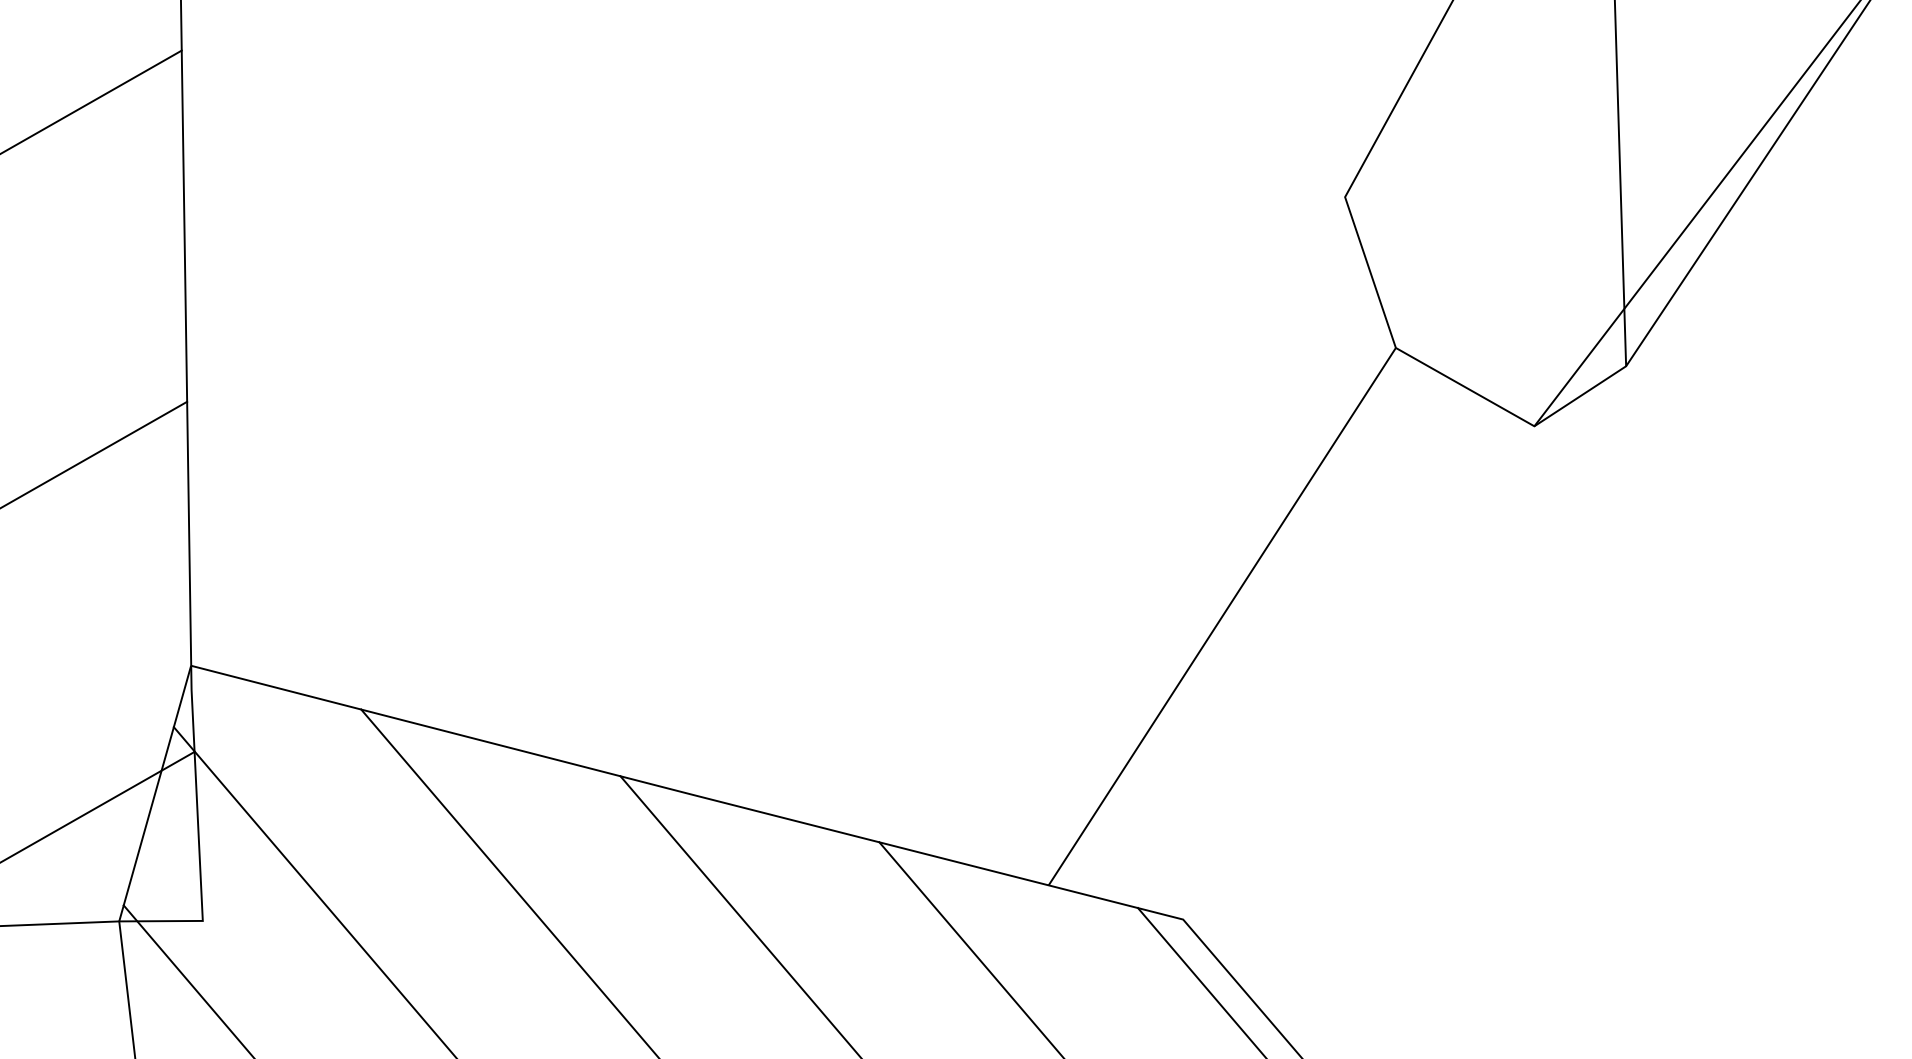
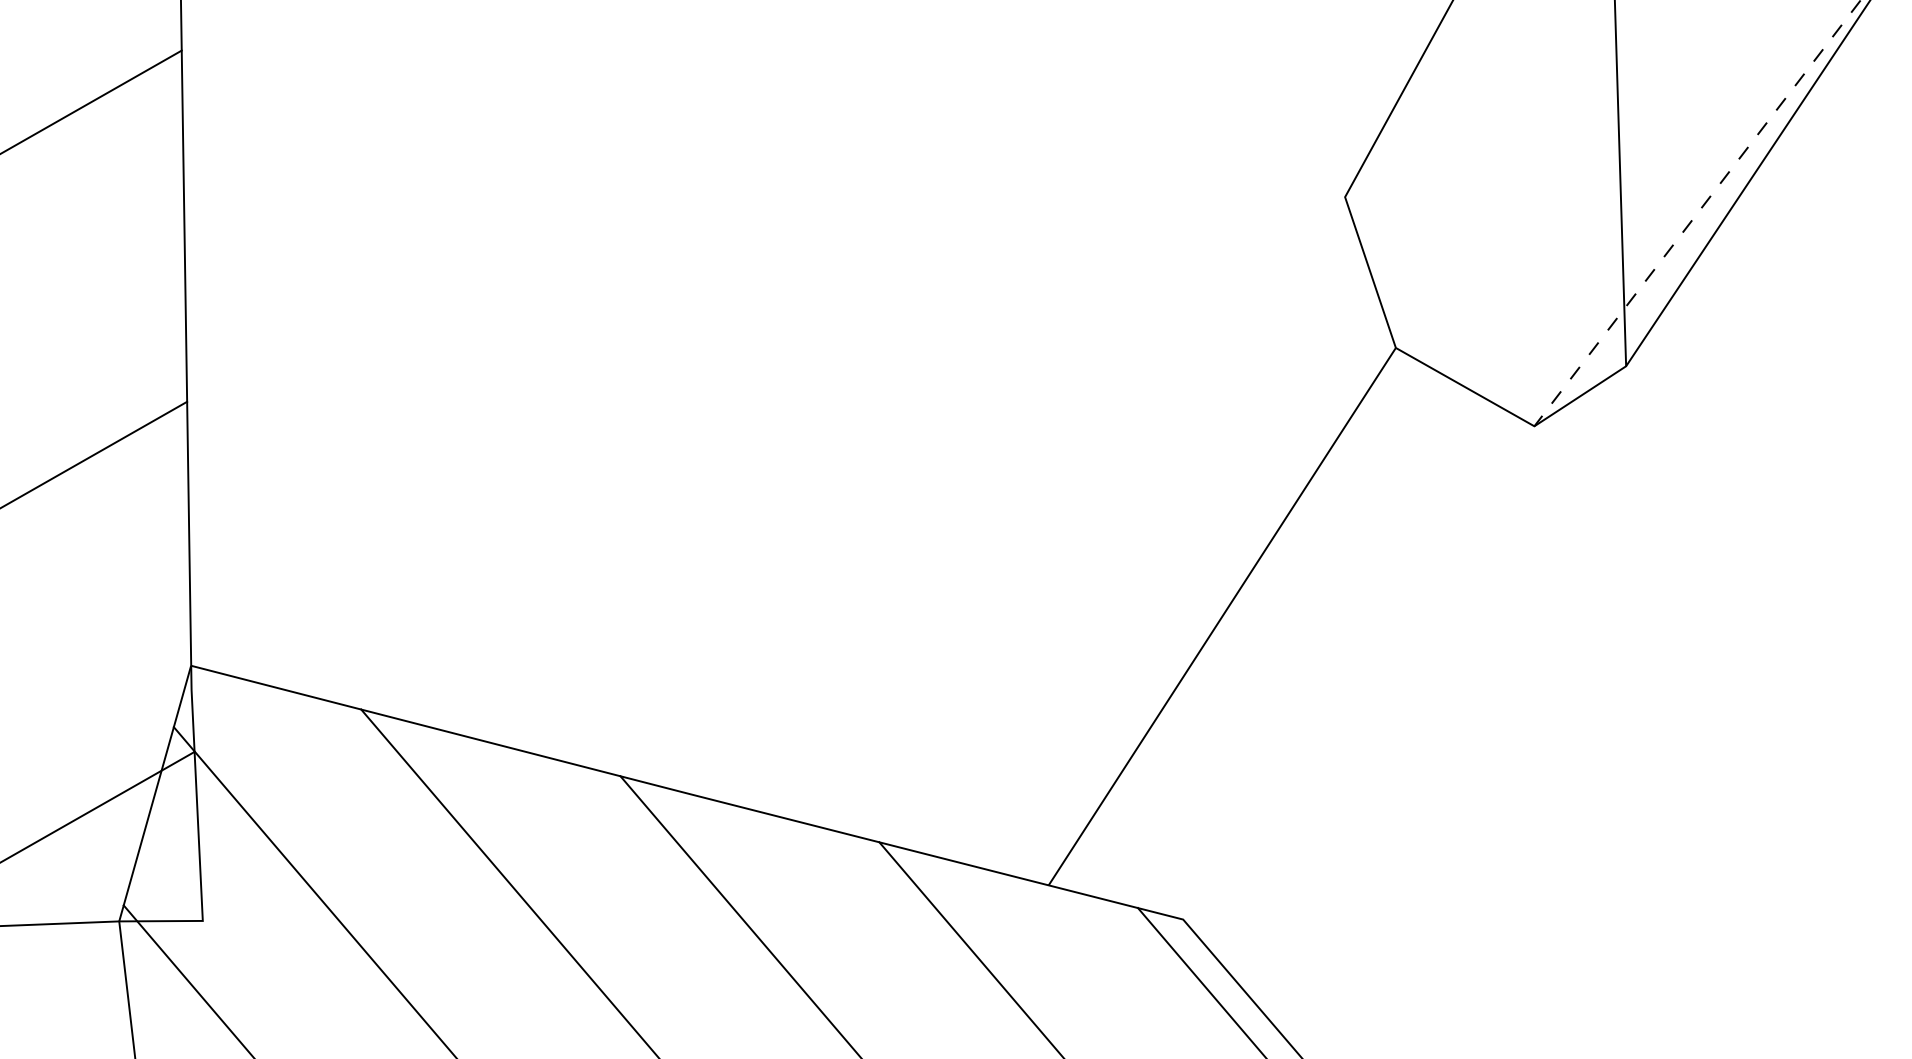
line: solid -> dashed (1697, 213)
